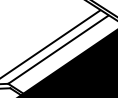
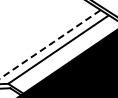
line: solid -> dashed (50, 44)
